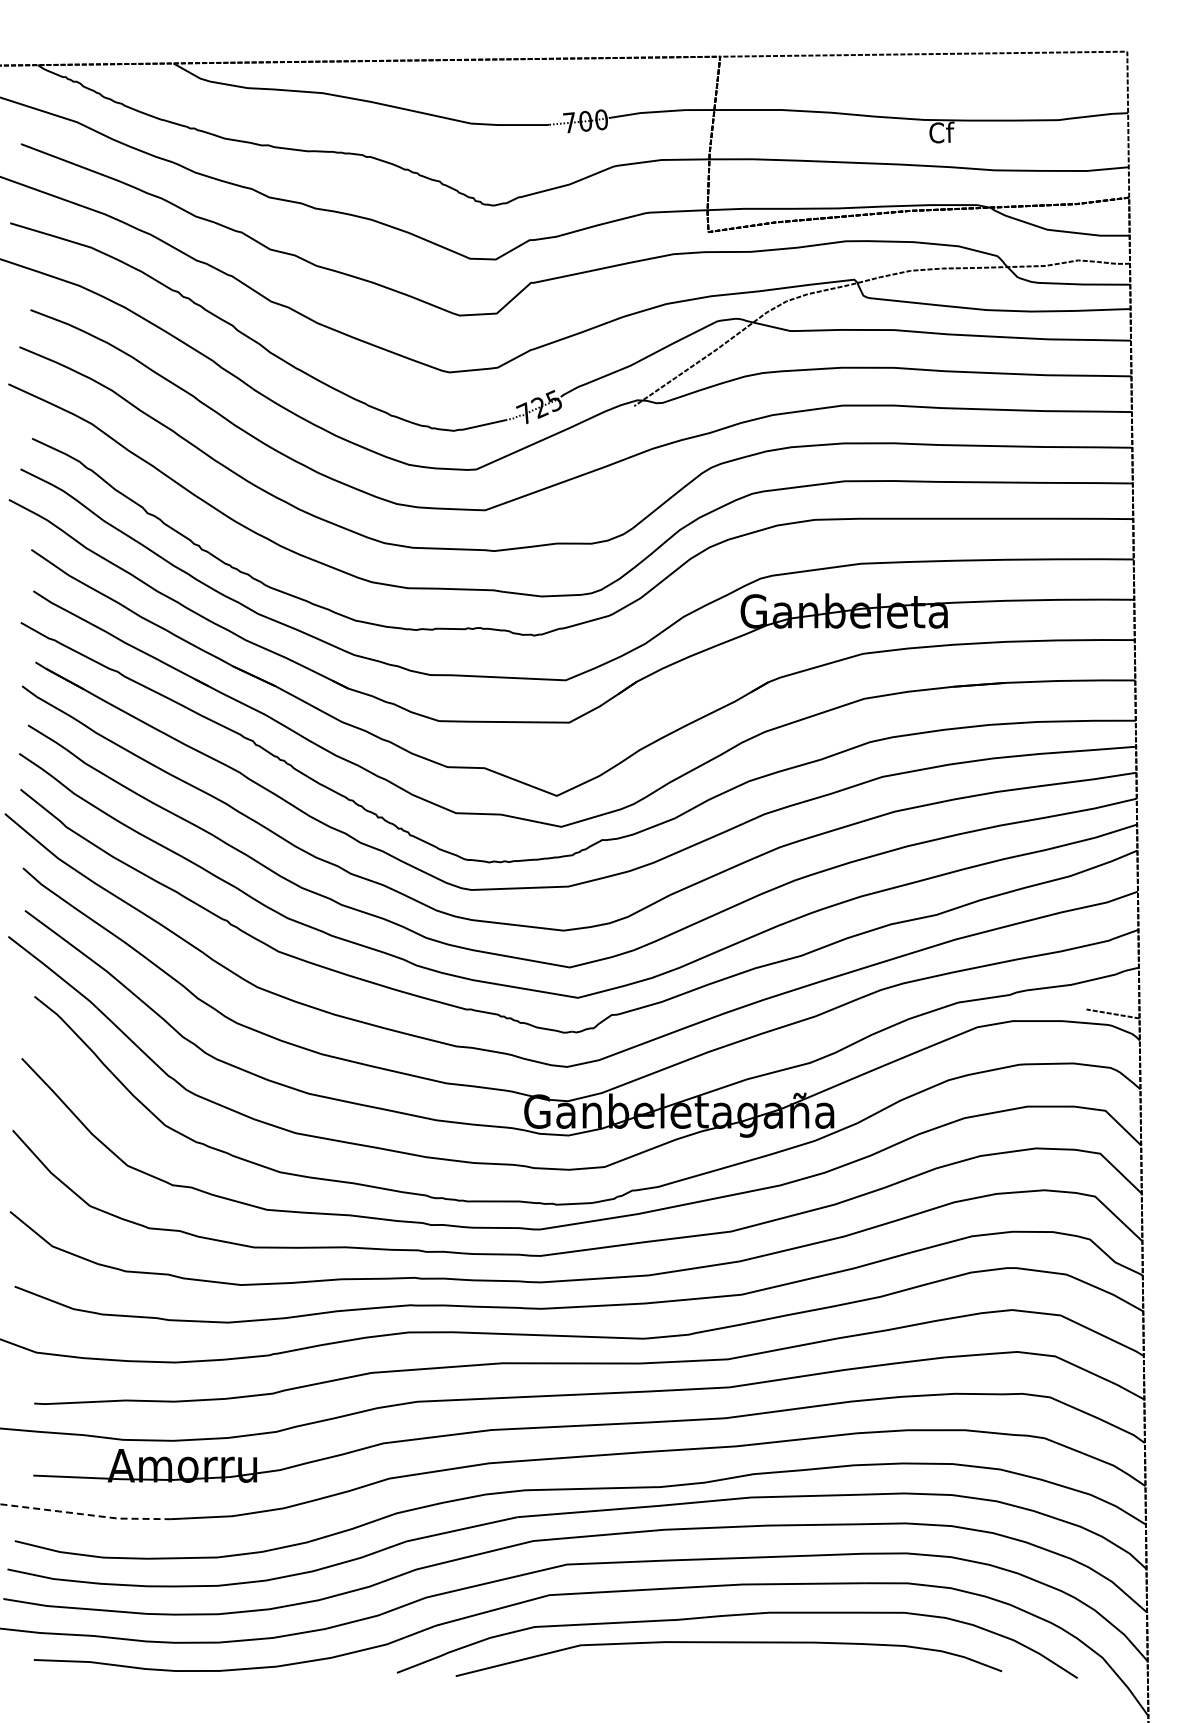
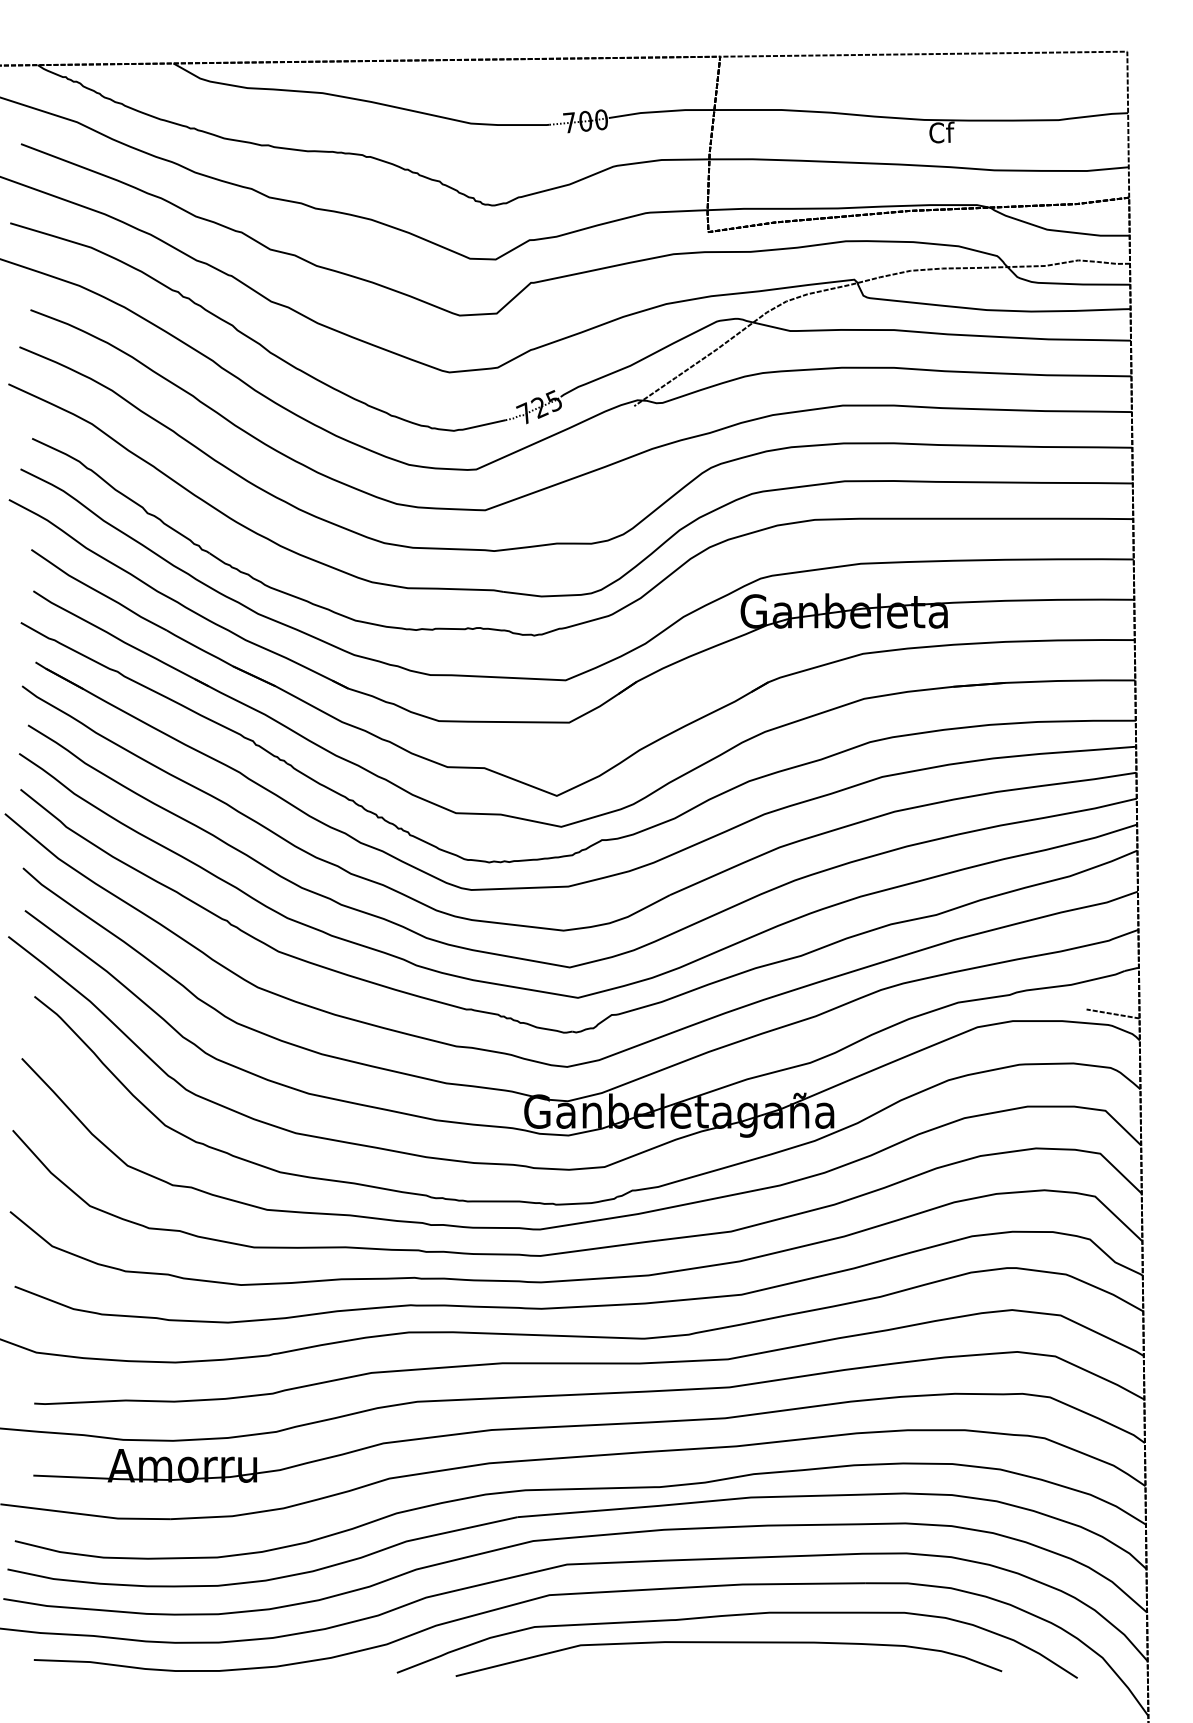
line: dashed -> solid (85, 1514)
